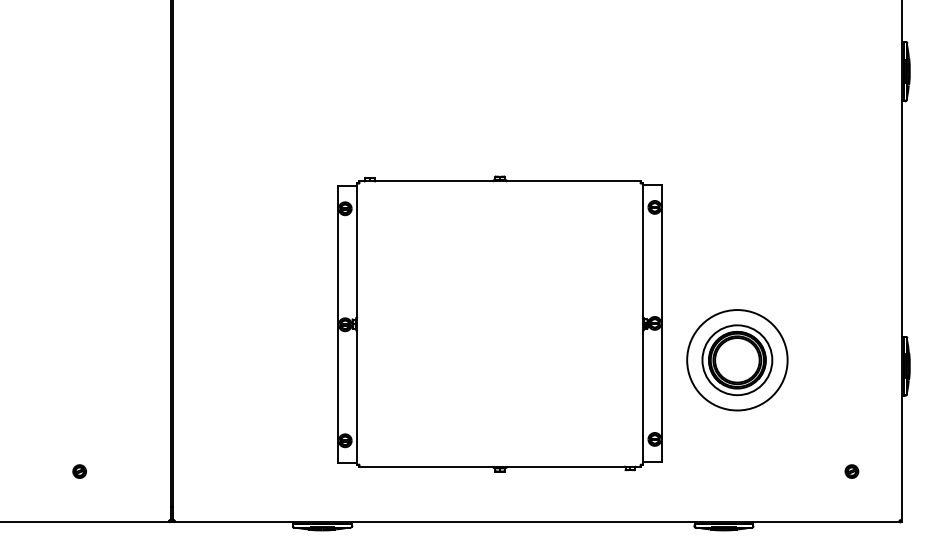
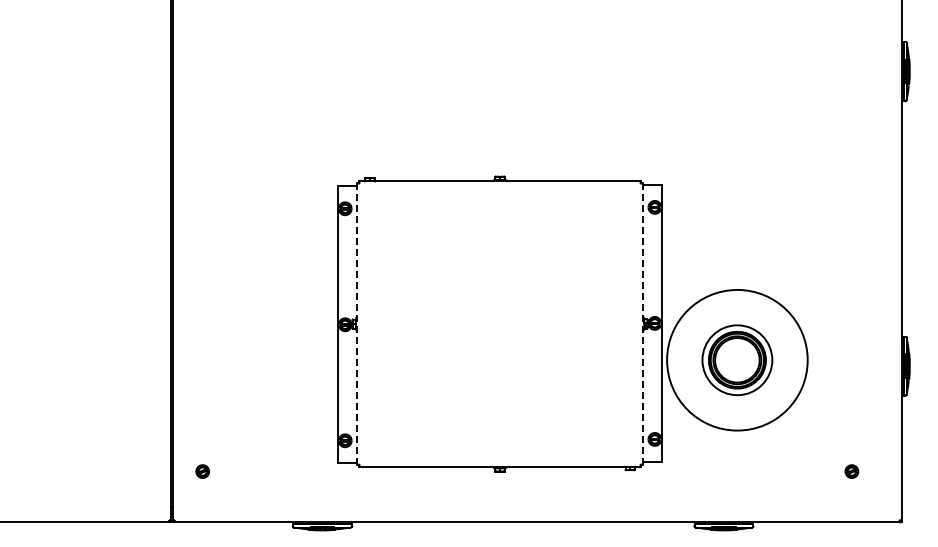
line: solid -> dashed (357, 323)
line: solid -> dashed (642, 323)
circle diameter: 100 px -> 141 px (737, 359)
part position: (79, 471) -> (202, 471) (202, 471)
